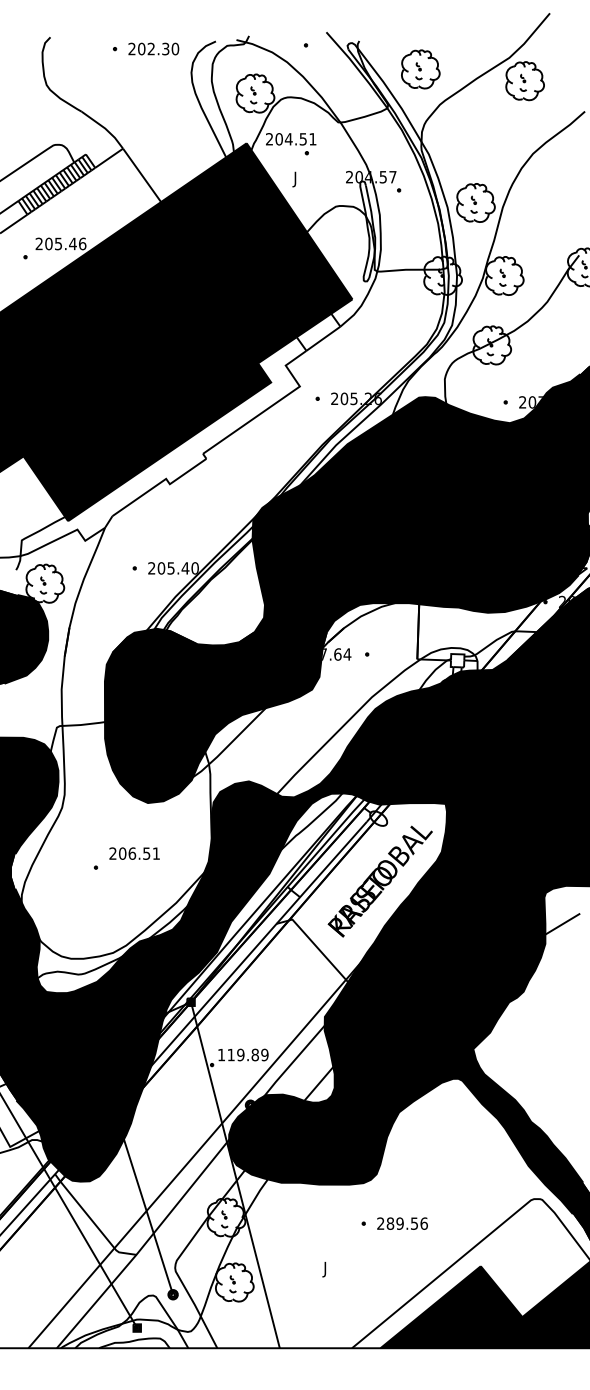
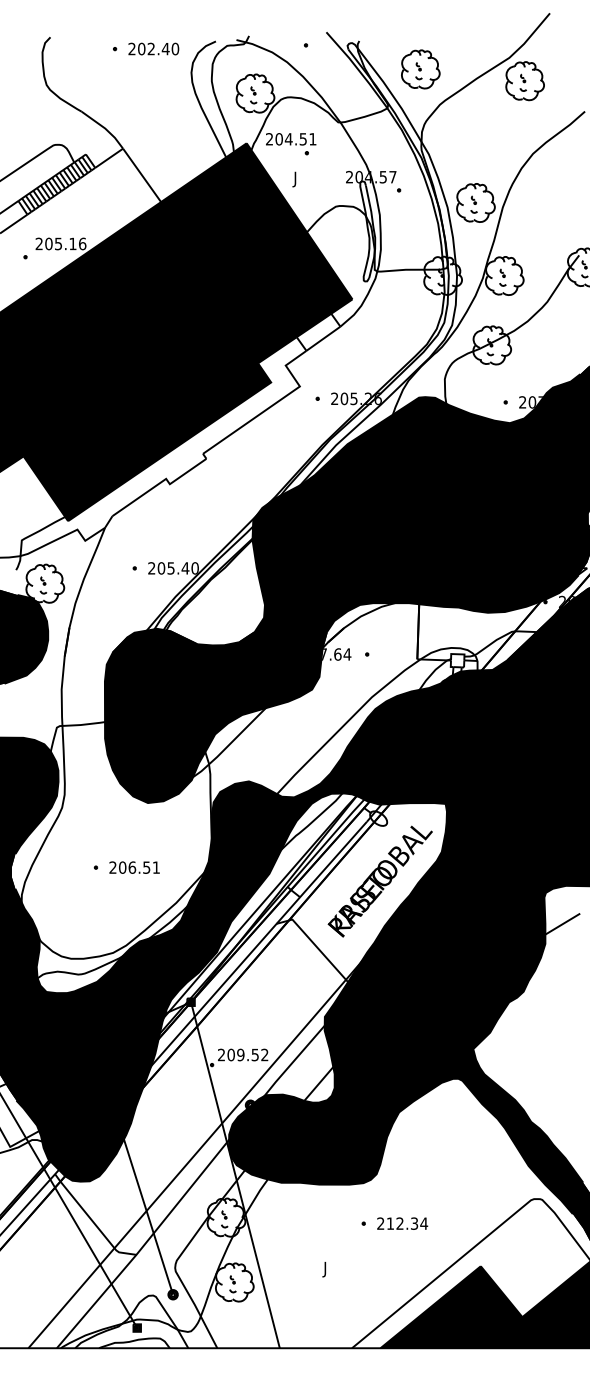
text: 202.30 -> 202.40 (165, 48)
text: 205.46 -> 205.16 (72, 243)
text position: (134, 853) -> (134, 867) (134, 867)
text: 119.89 -> 209.52 (243, 1054)
text: 289.56 -> 212.34 (407, 1223)
